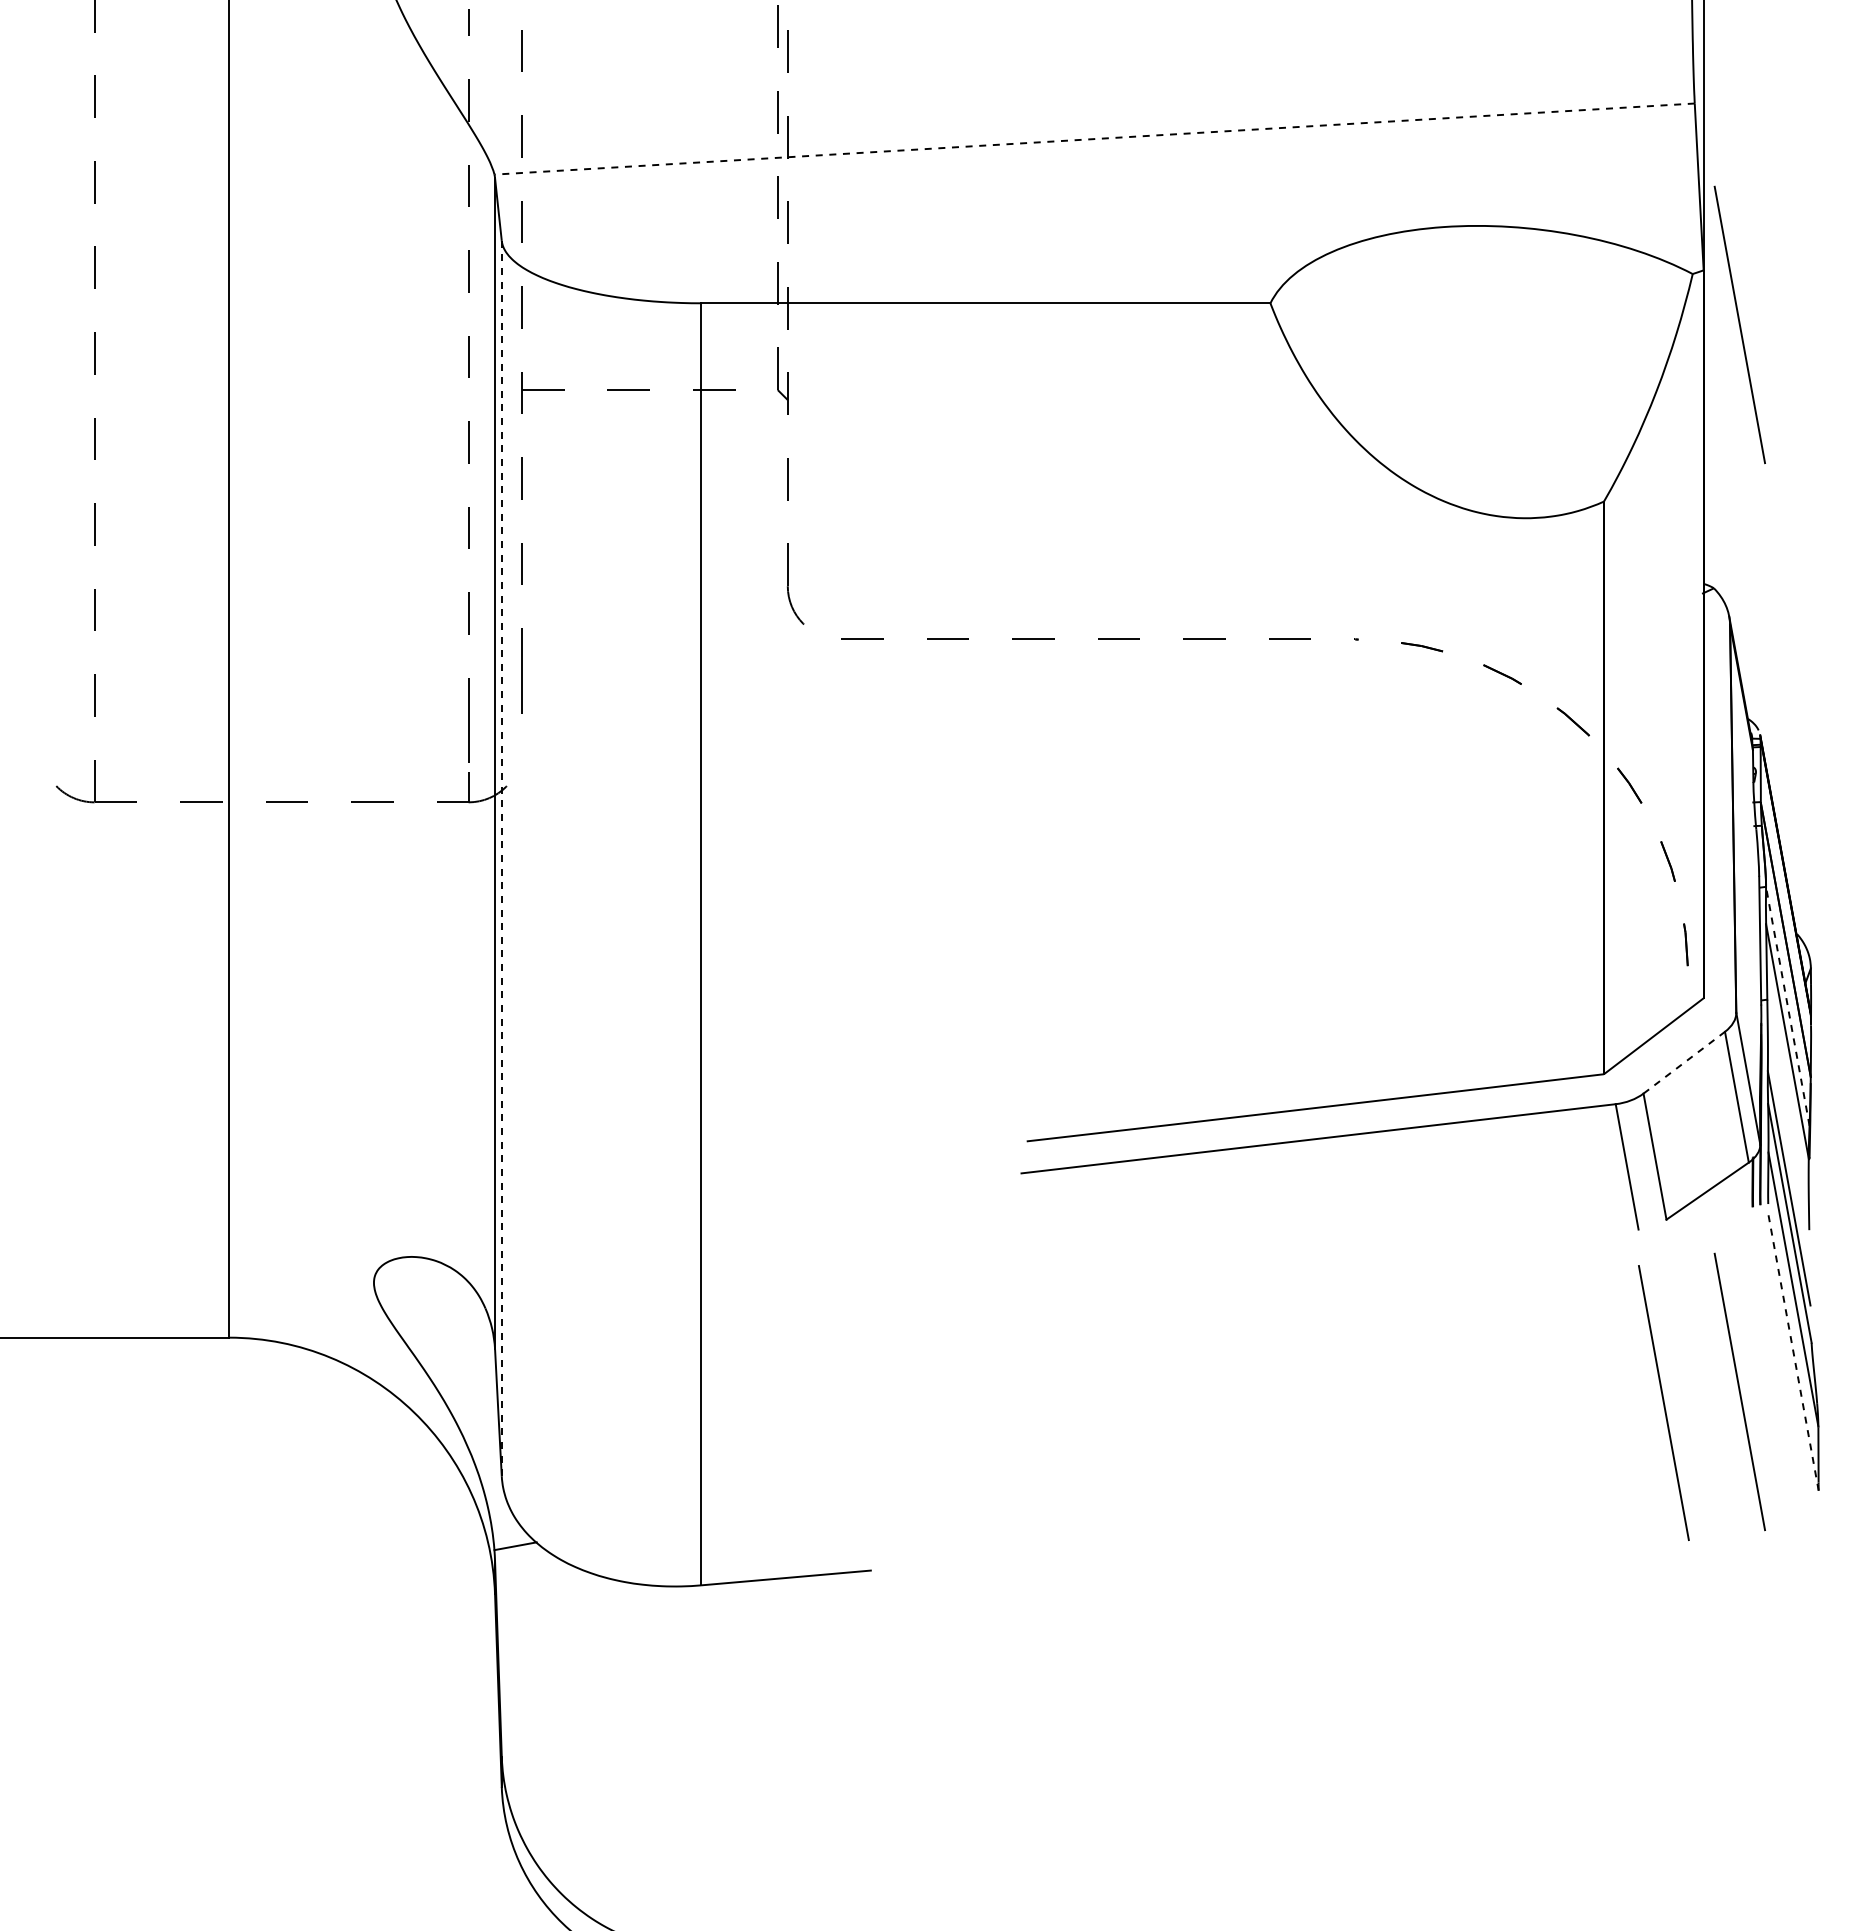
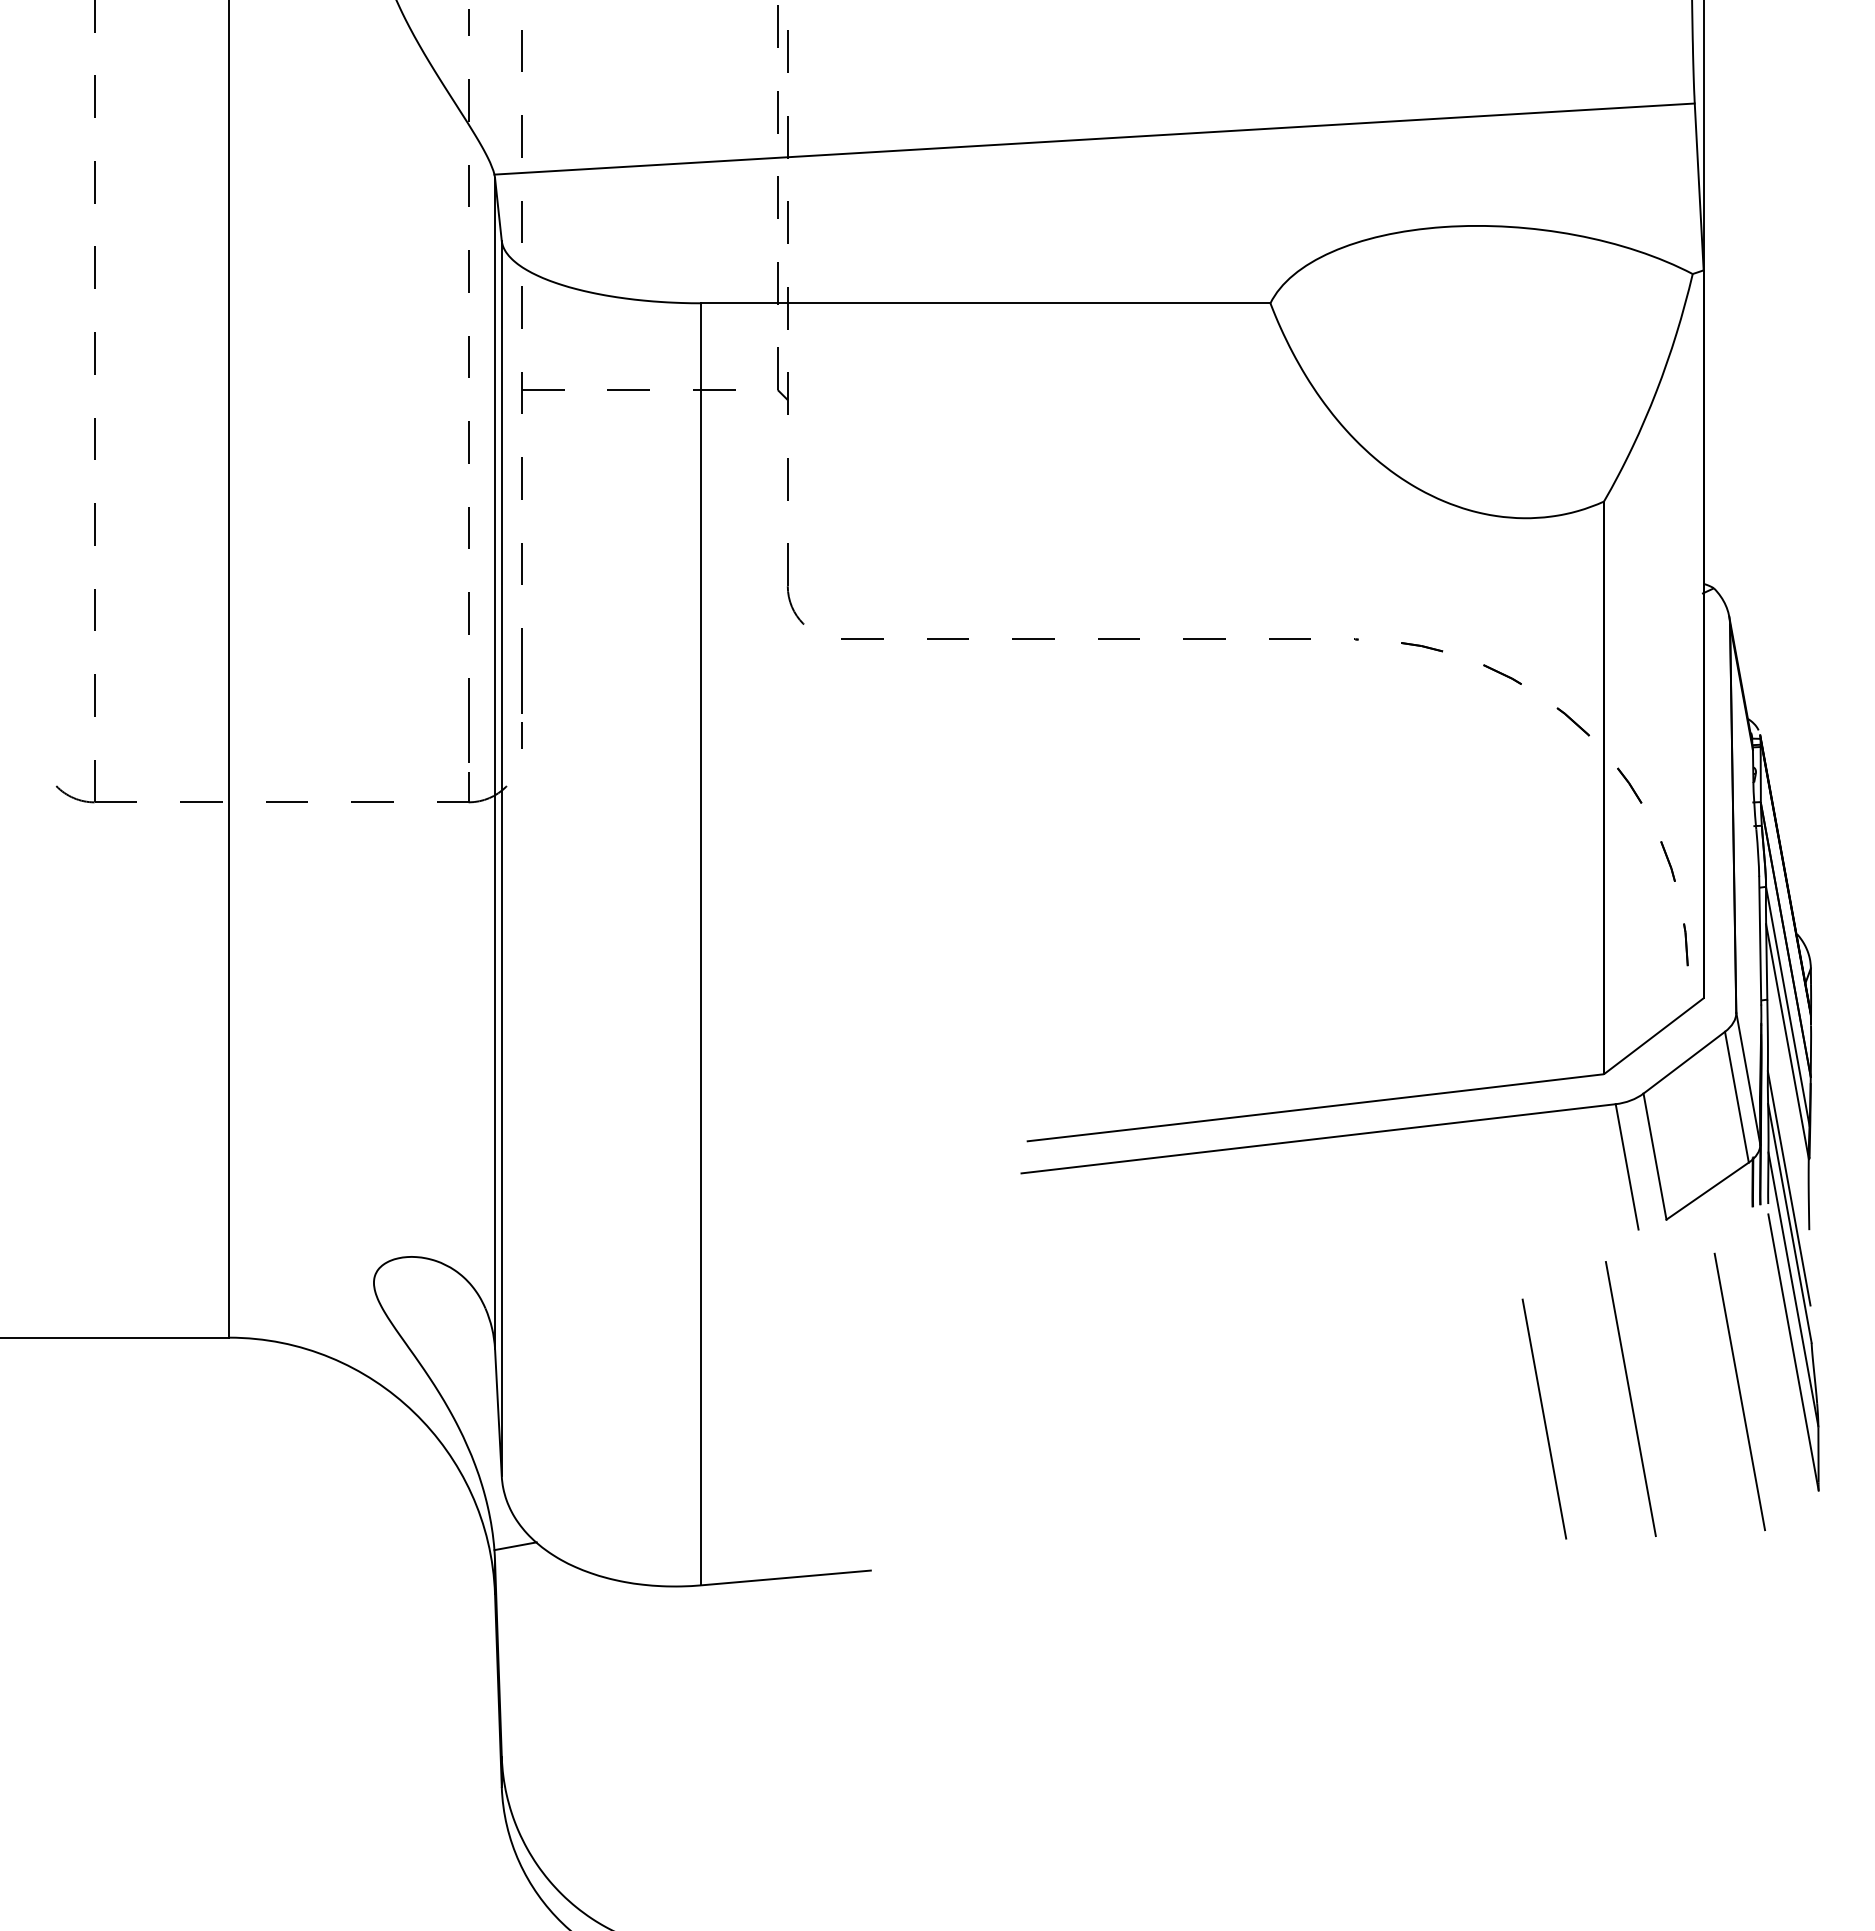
line: dashed -> solid (1094, 139)
line: present -> none (1739, 324)
line: none -> present (521, 735)
line: dashed -> solid (501, 858)
line: dashed -> solid (1787, 1005)
line: dashed -> solid (1684, 1062)
line: dashed -> solid (1793, 1352)
line position: (1663, 1402) -> (1630, 1398) (1630, 1398)
line: none -> present (1544, 1418)
